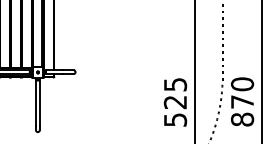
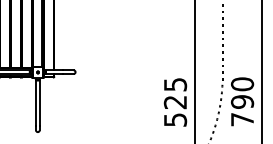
text: 870 -> 790 (242, 110)
